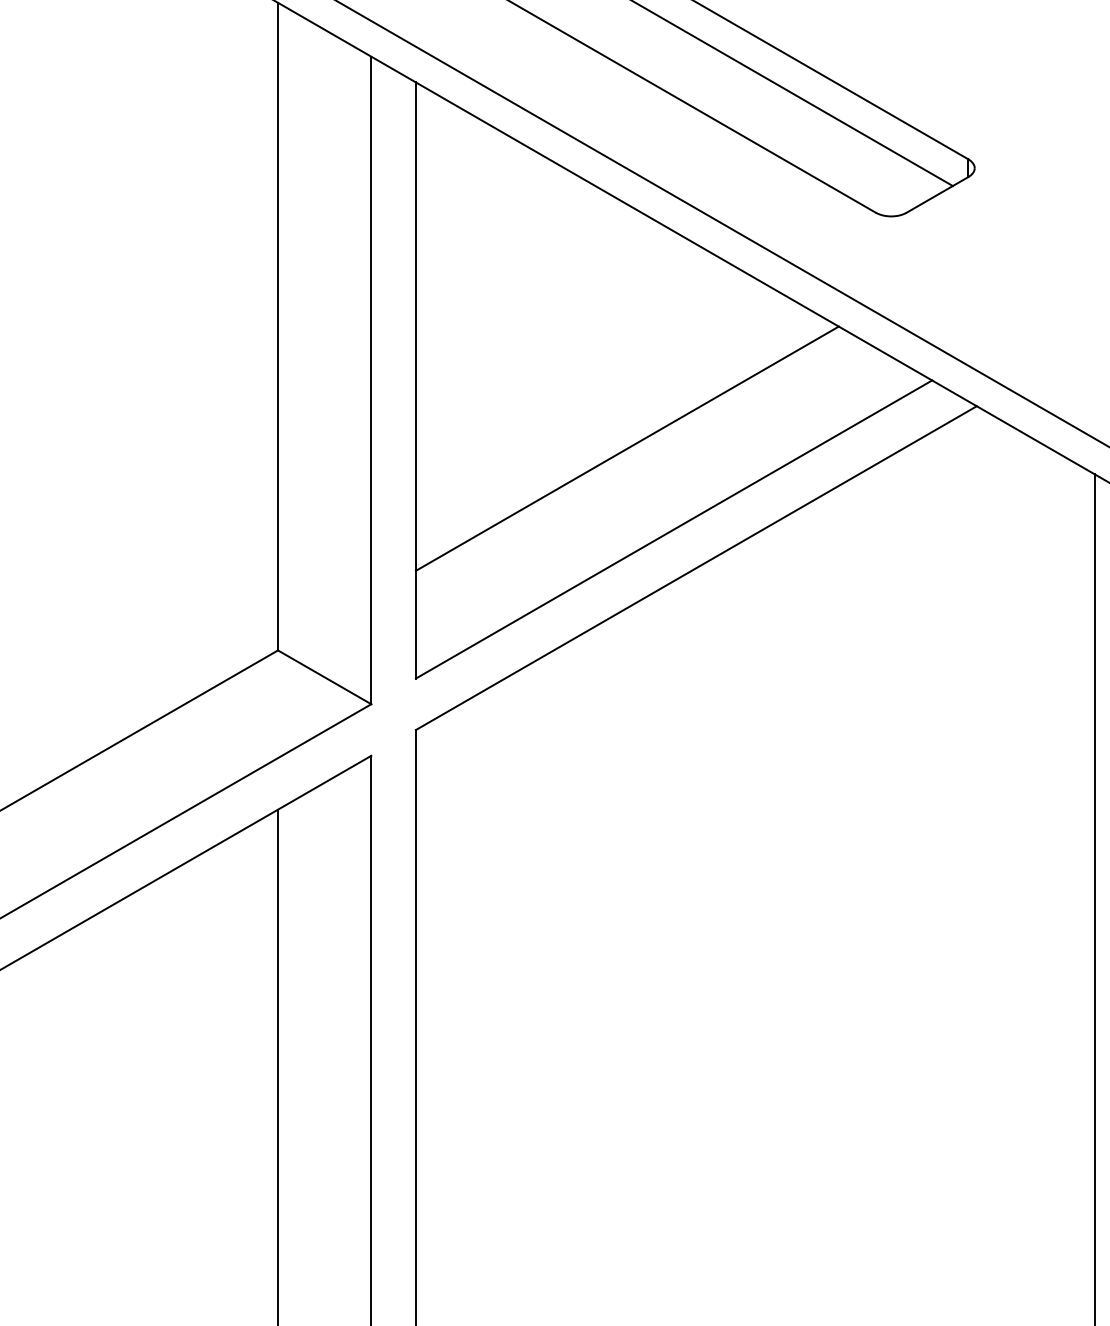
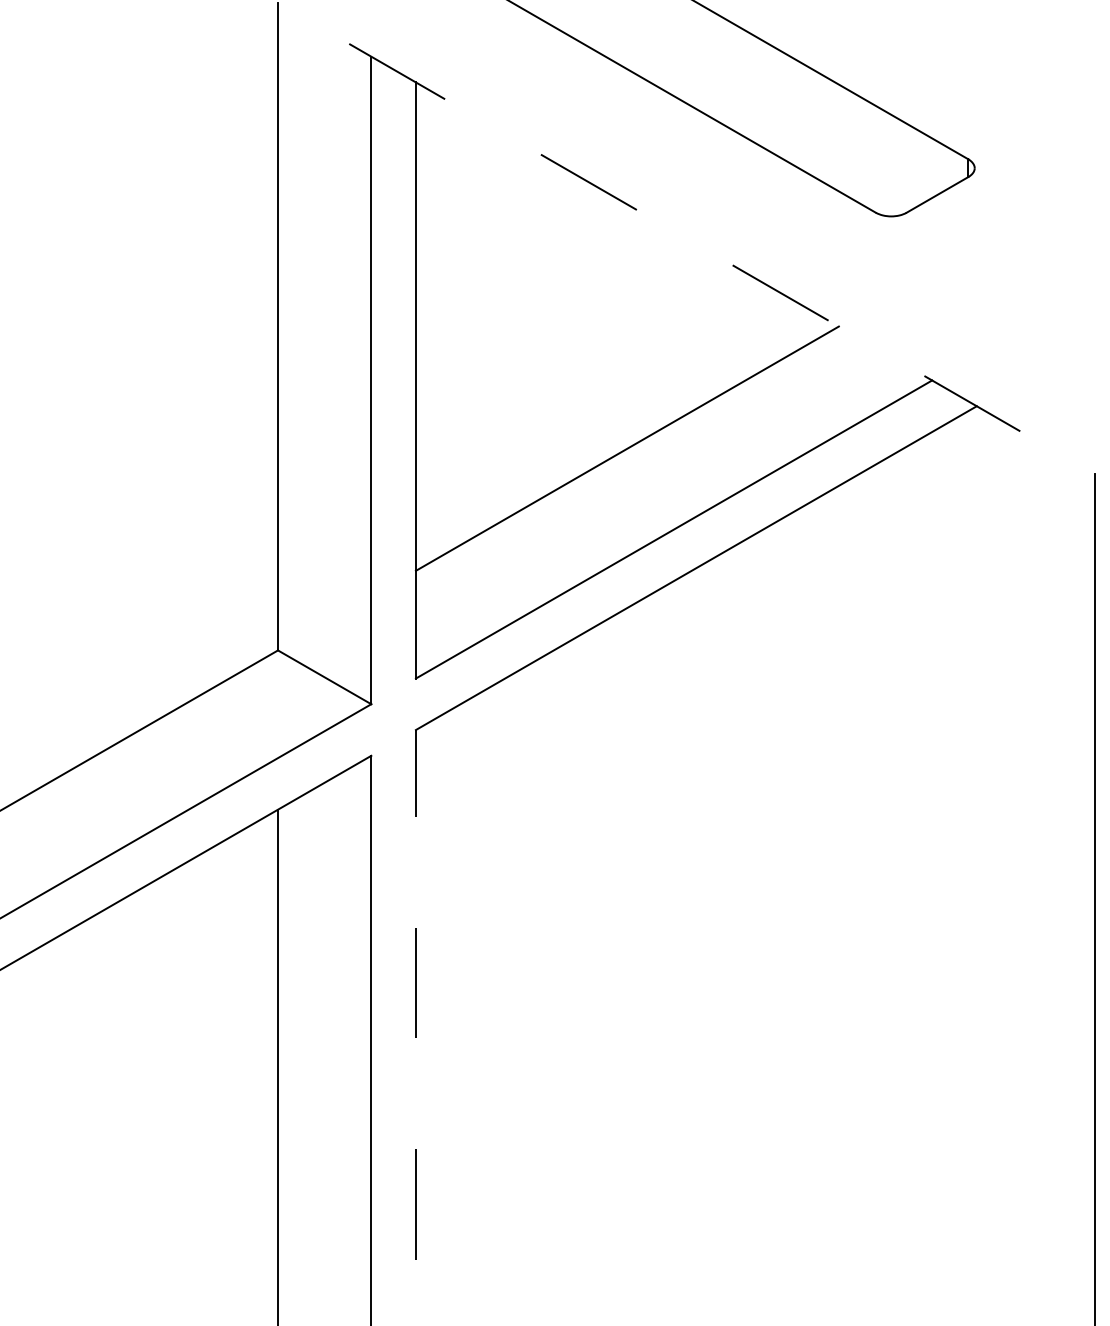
line: present -> none (793, 94)
line: present -> none (722, 223)
line: solid -> dashed (692, 241)
line: solid -> dashed (415, 1027)
